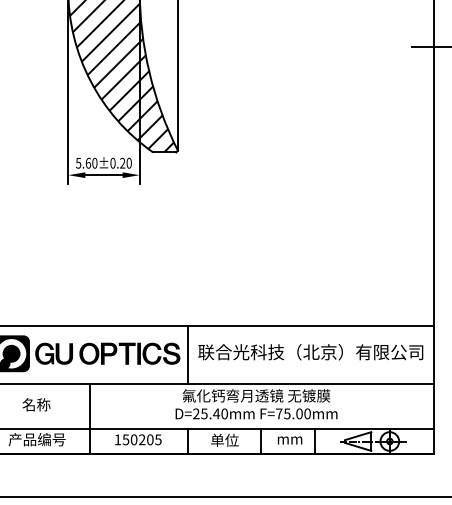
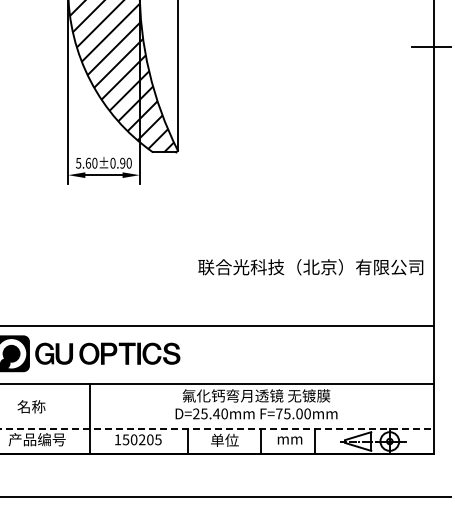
text: 20 -> 90 (122, 163)
text position: (310, 352) -> (310, 267) (310, 267)
line: present -> none (188, 354)
text position: (36, 404) -> (31, 406) (31, 406)
line: solid -> dashed (216, 429)
